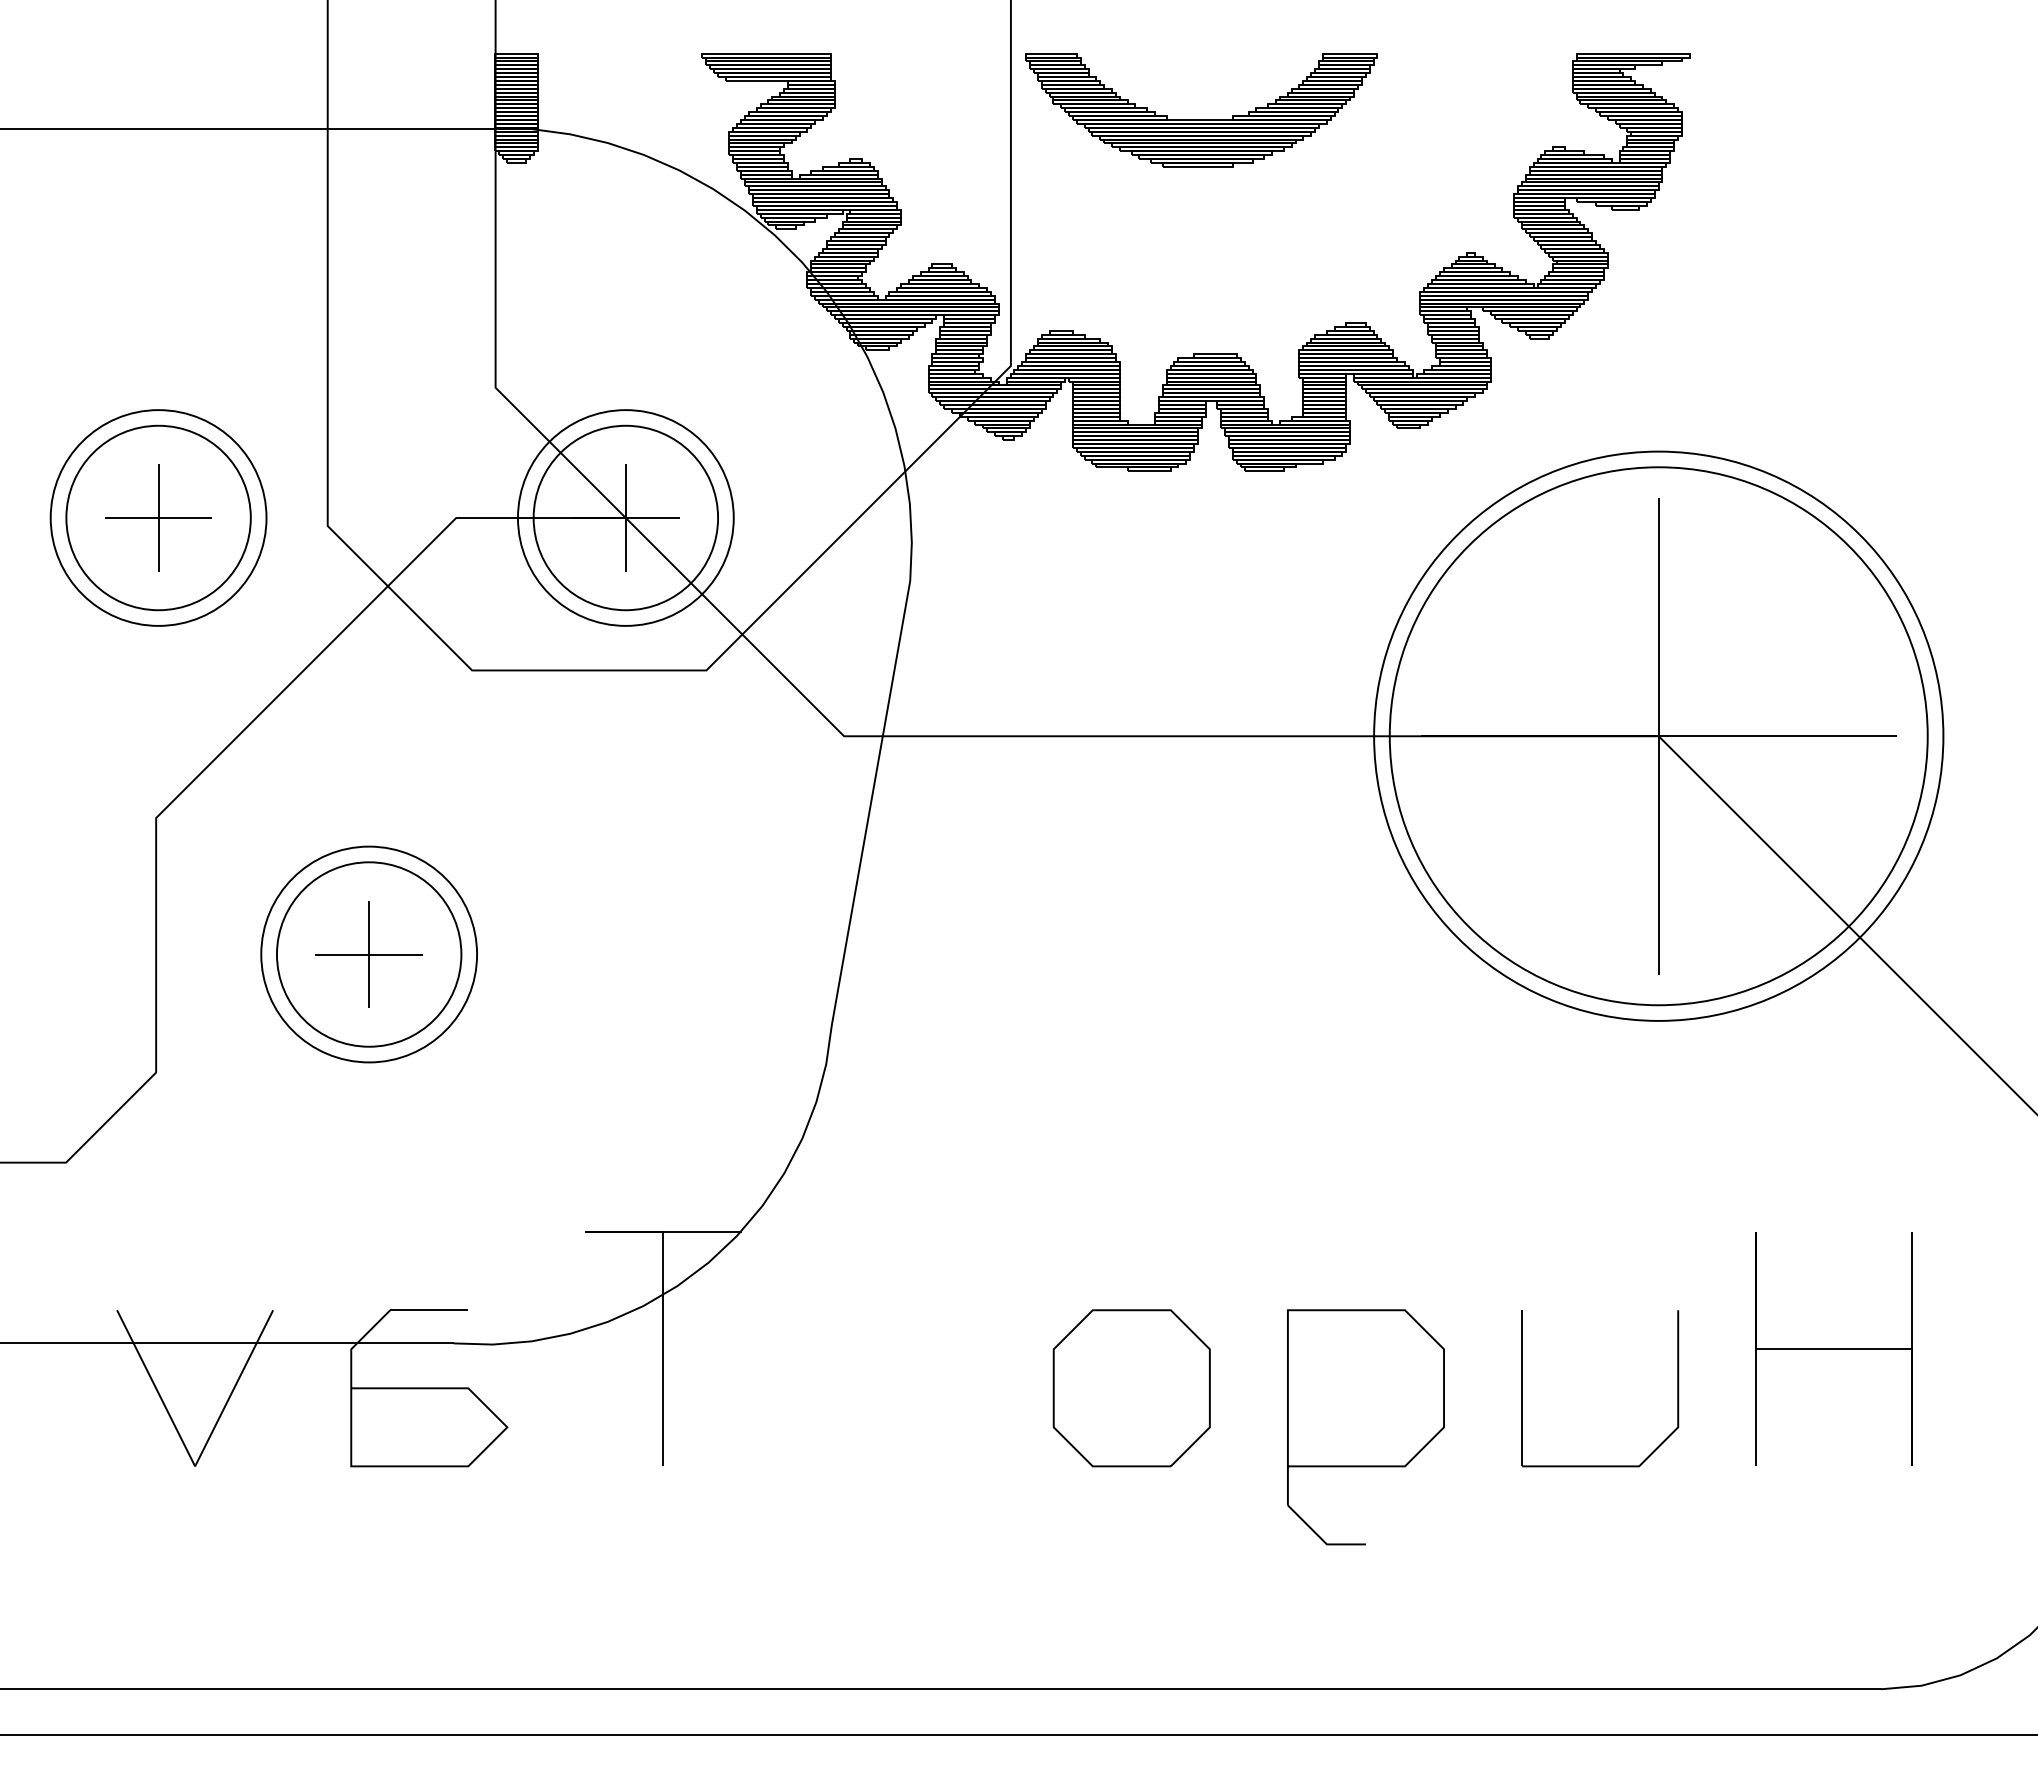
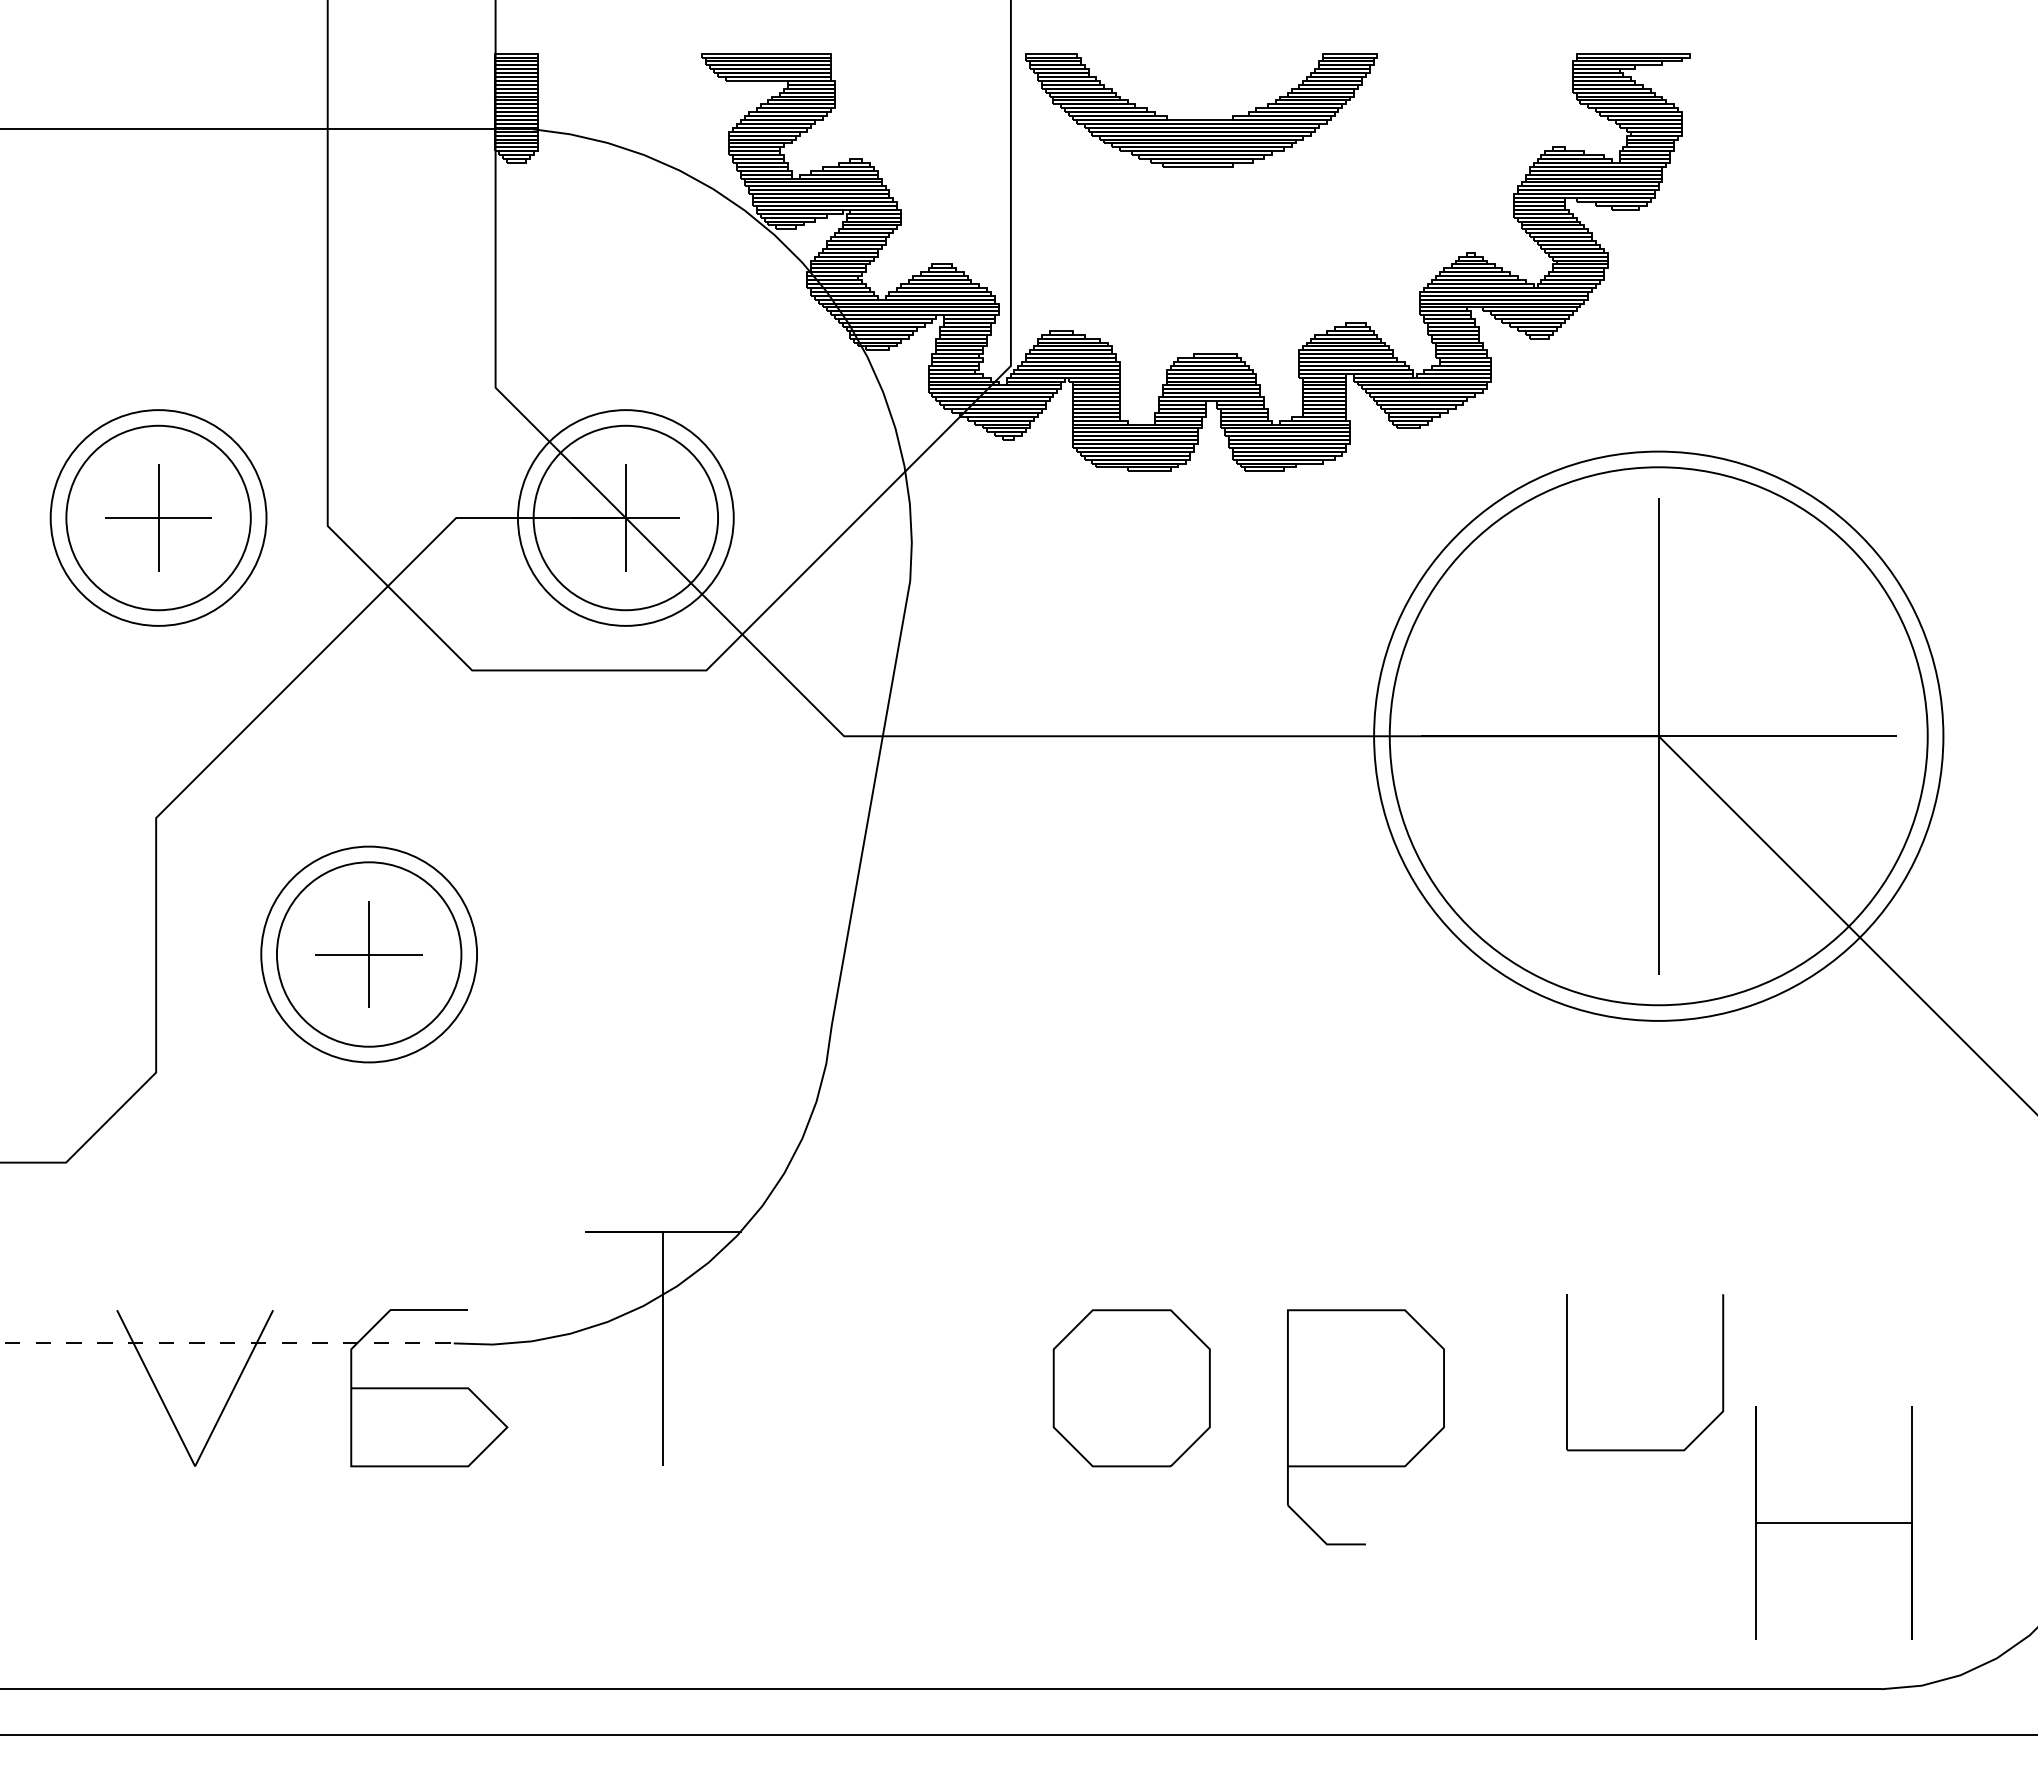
line: solid -> dashed (227, 1343)
curve position: (1833, 1348) -> (1833, 1522) (1833, 1522)
part position: (1677, 1388) -> (1722, 1372) (1722, 1372)
